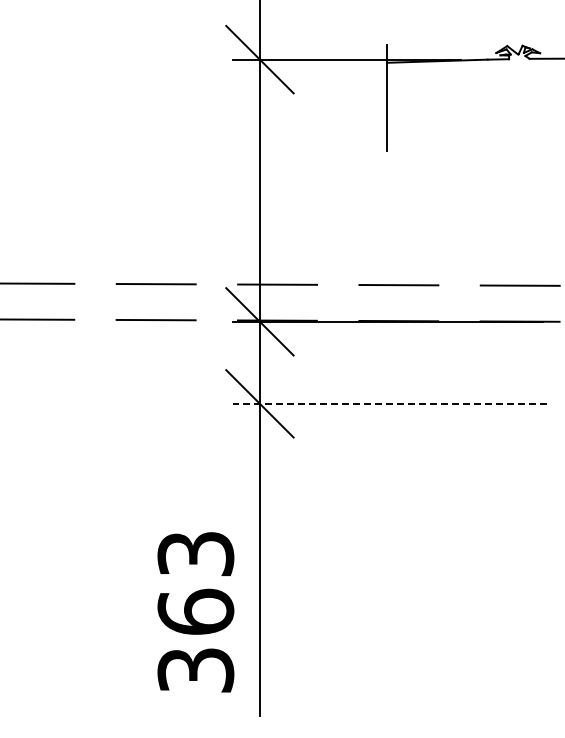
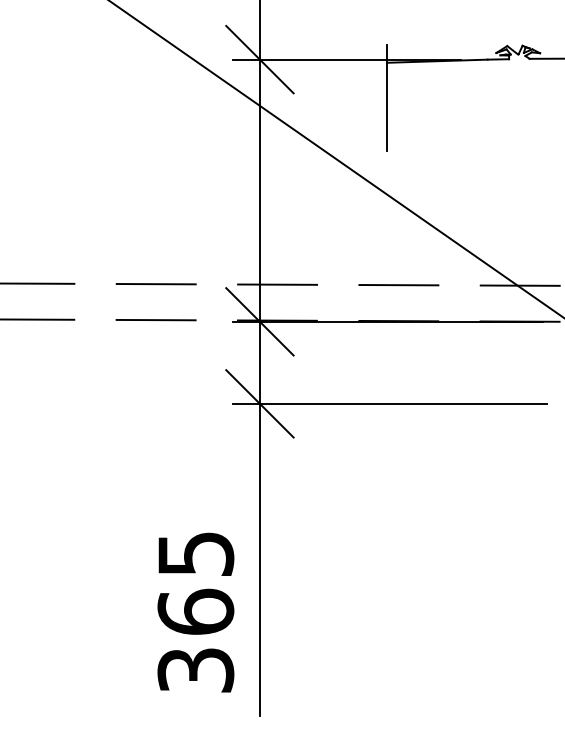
line: none -> present (336, 159)
line: dashed -> solid (389, 403)
text: 363 -> 365 (195, 554)
